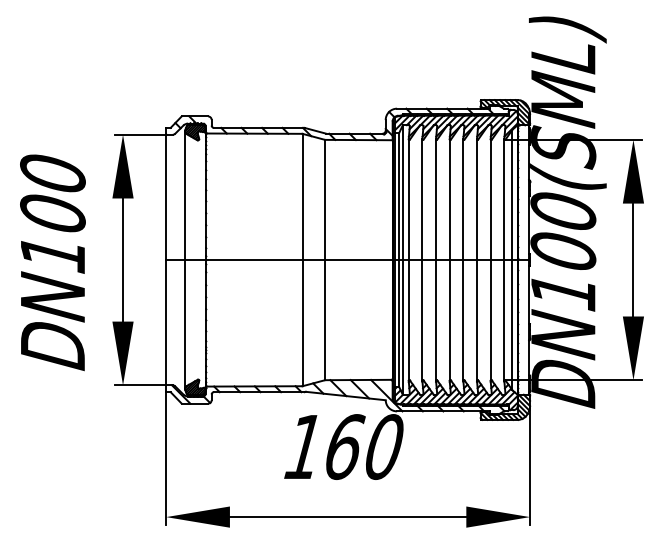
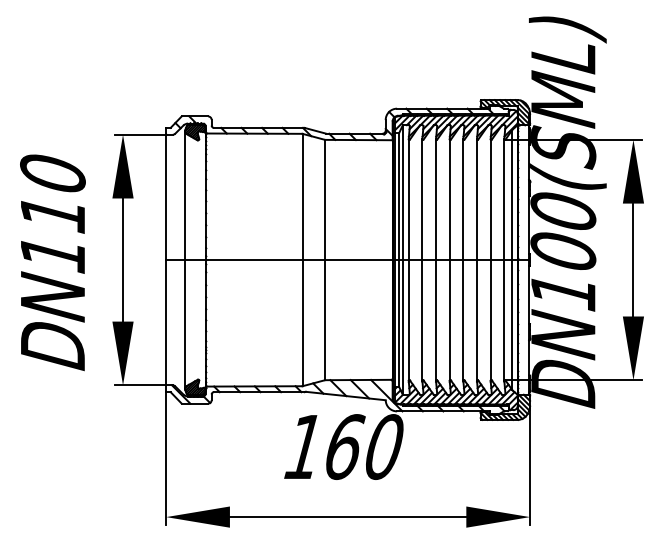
text: DN100 -> DN110 (52, 213)
